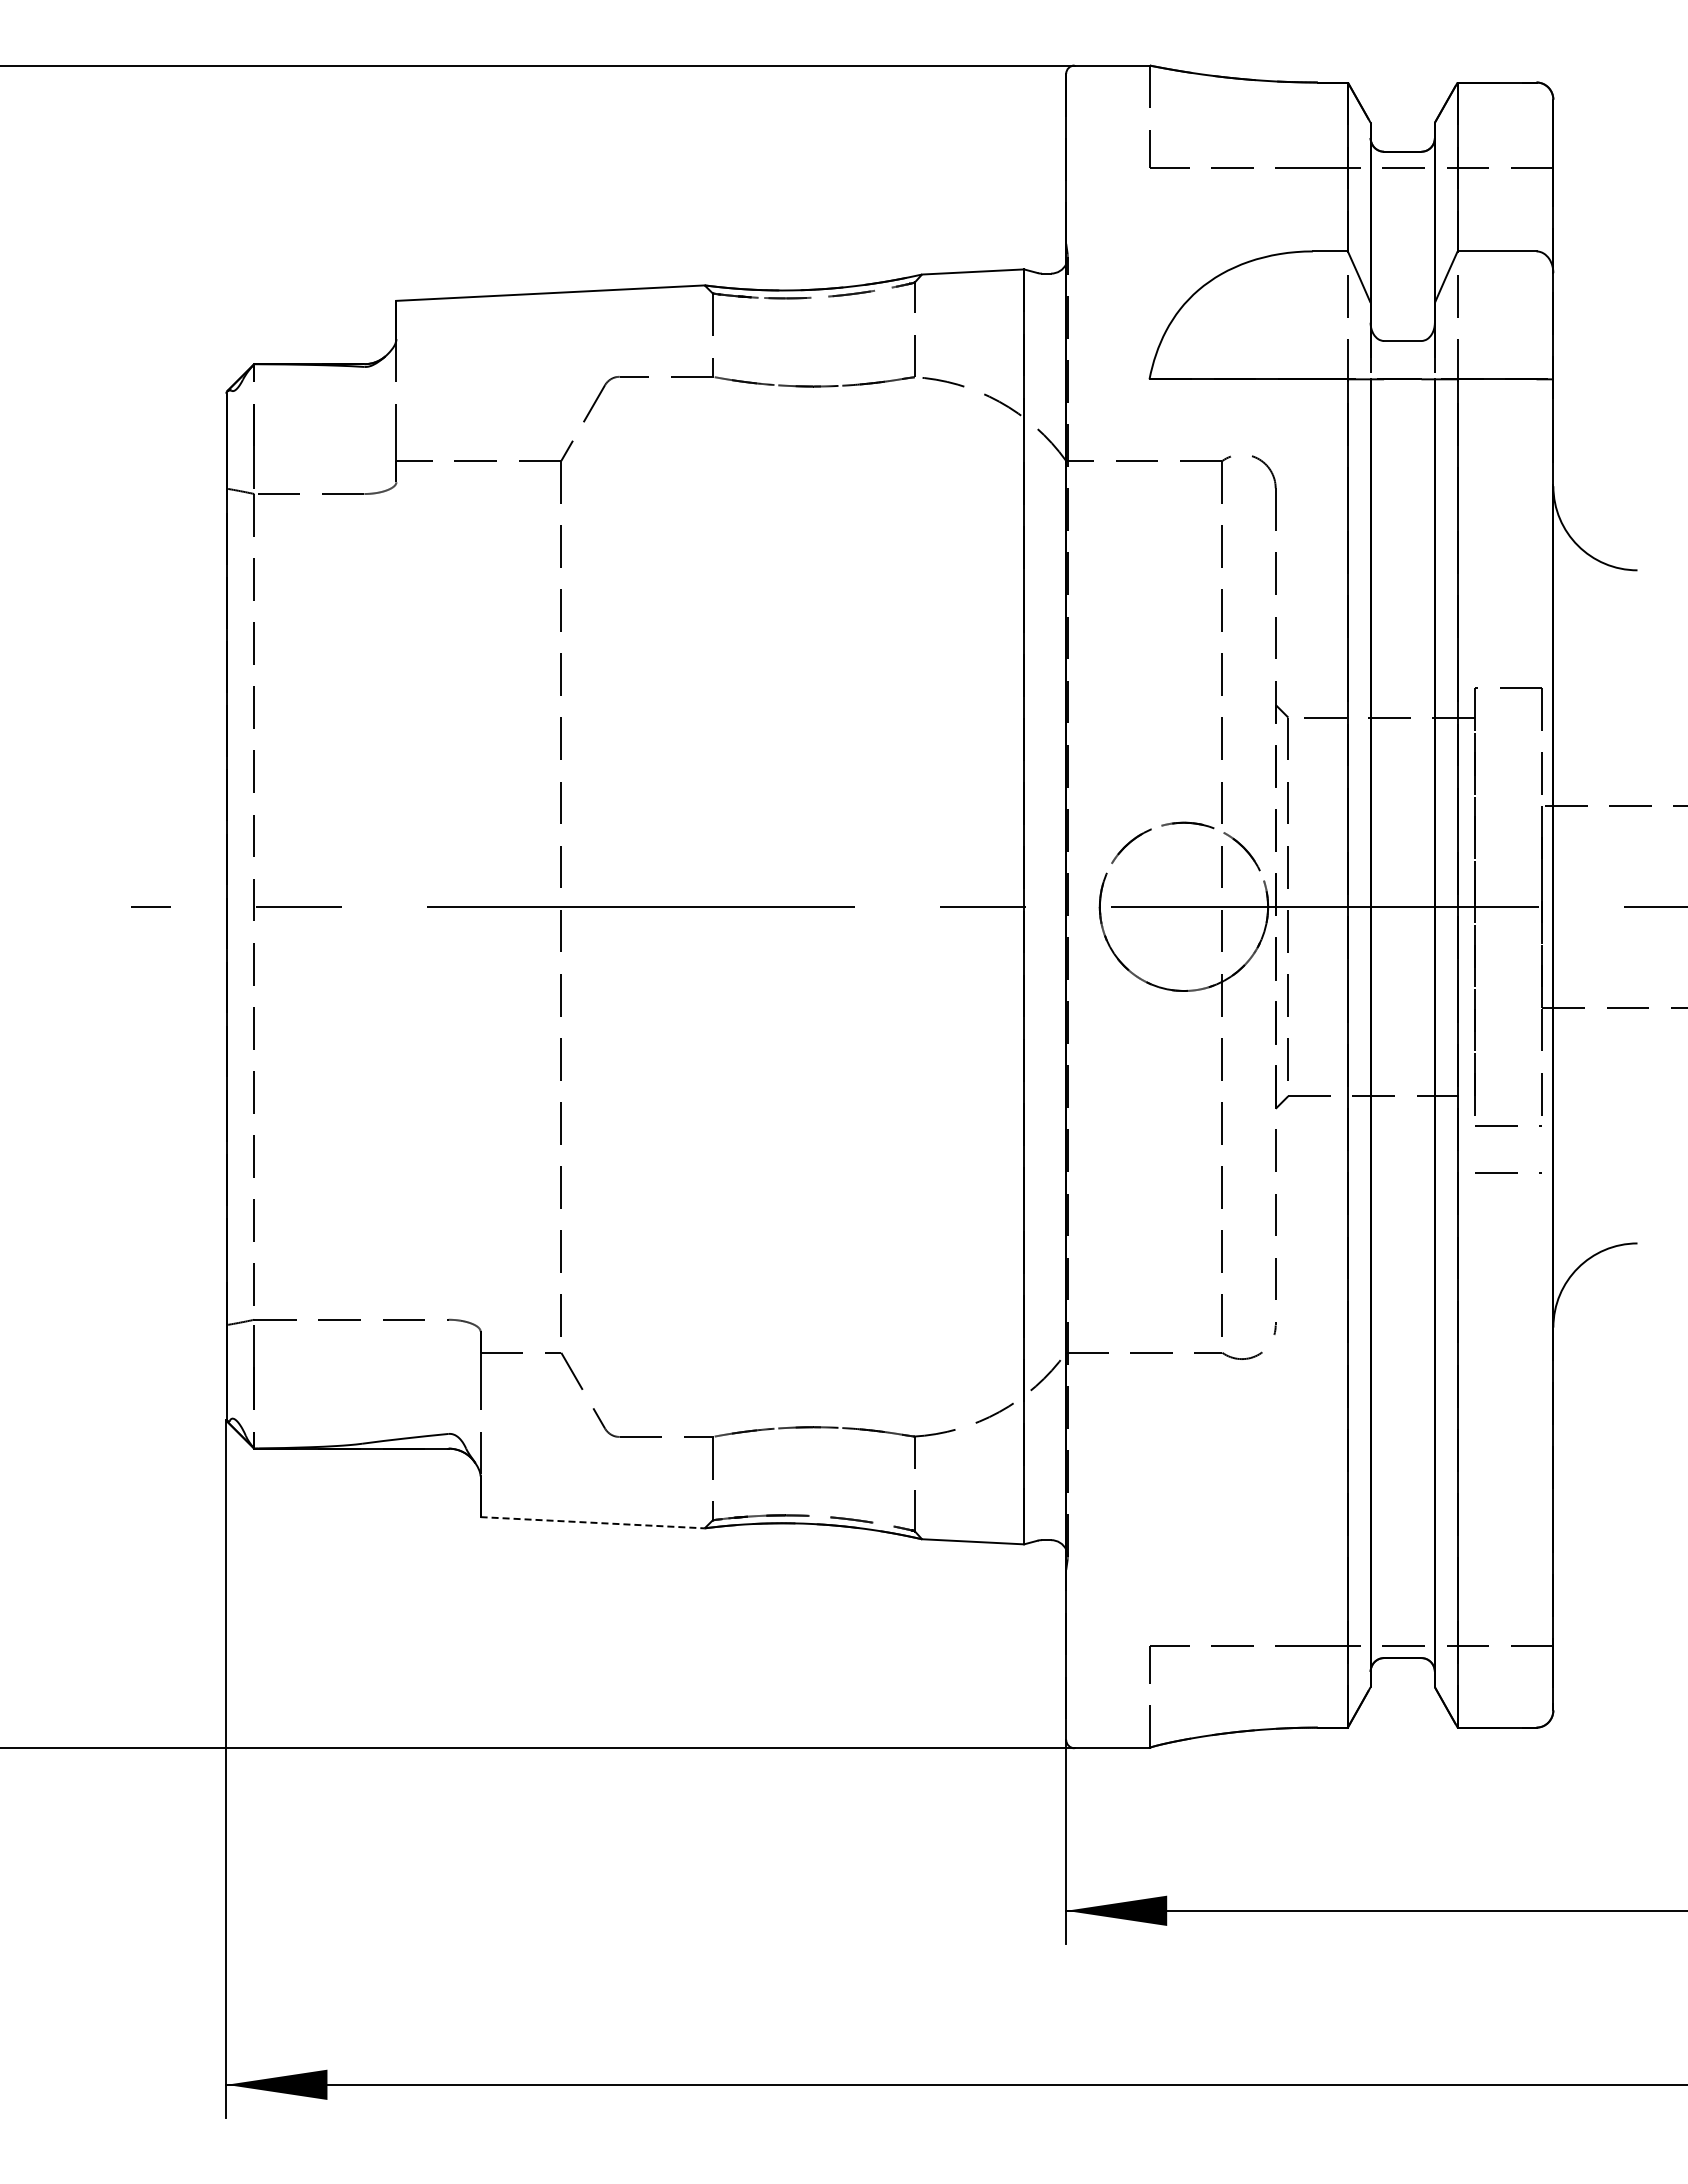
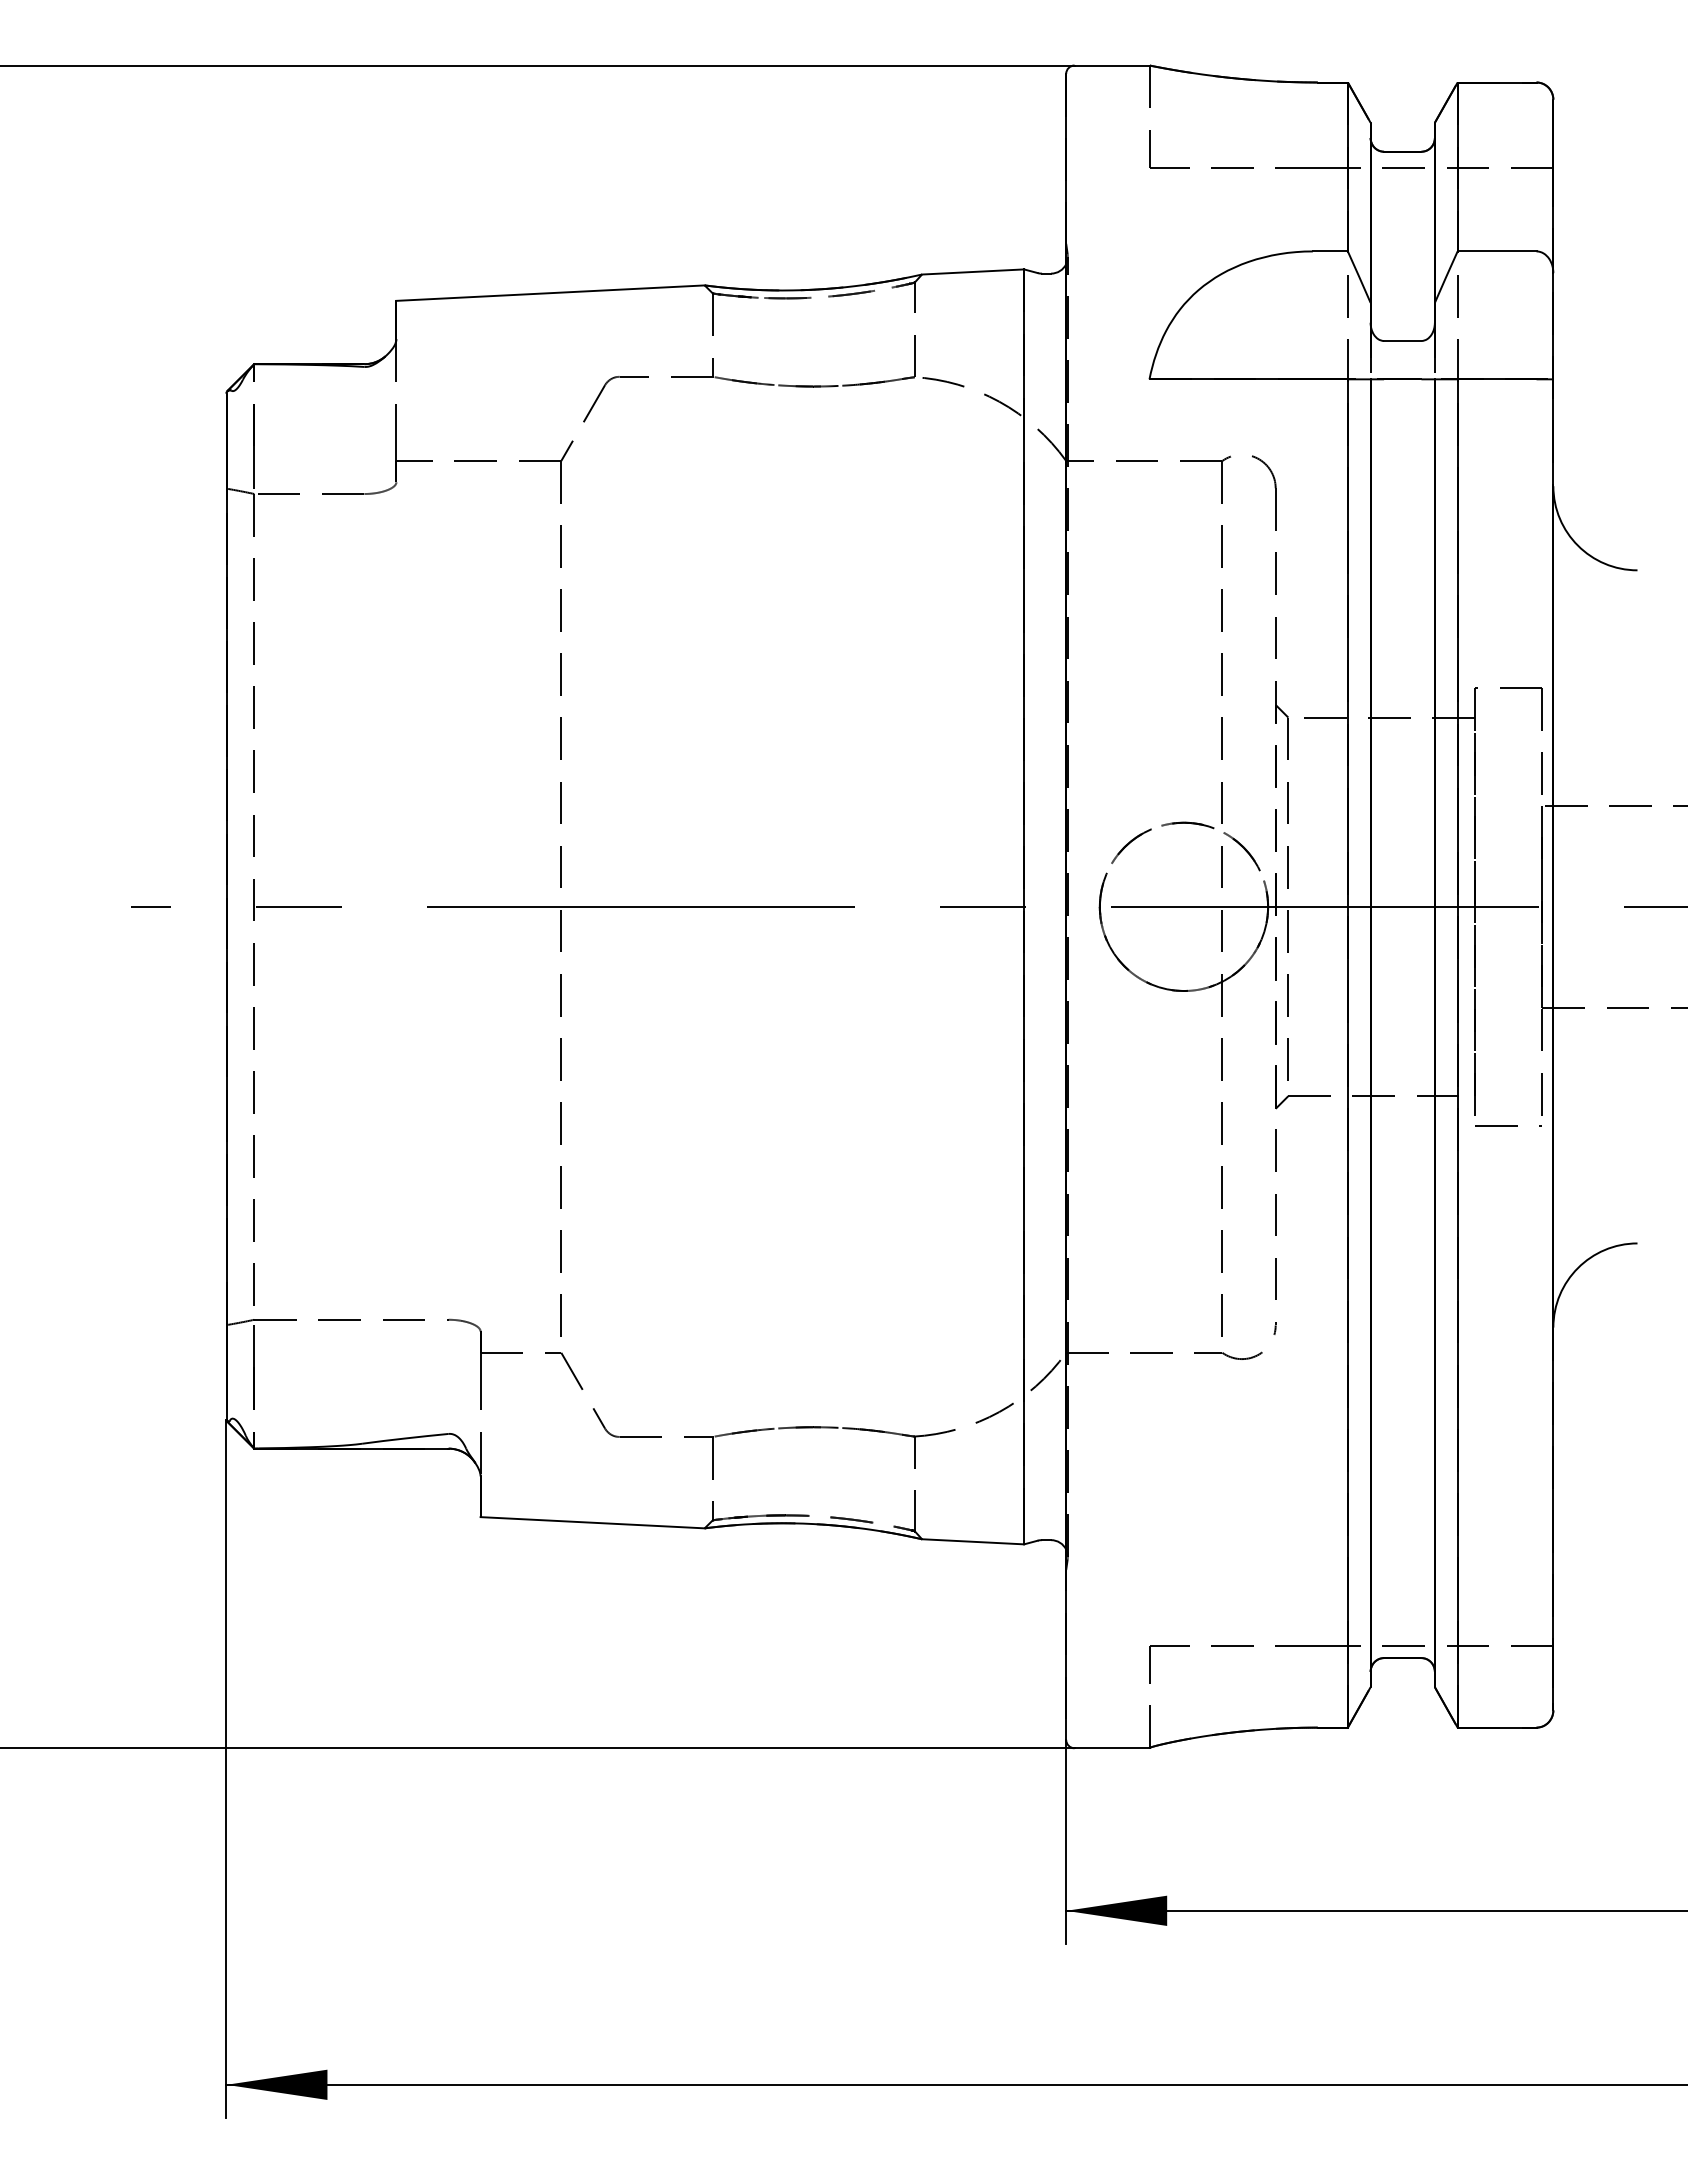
line: present -> none (1508, 1172)
line: dashed -> solid (593, 1522)
